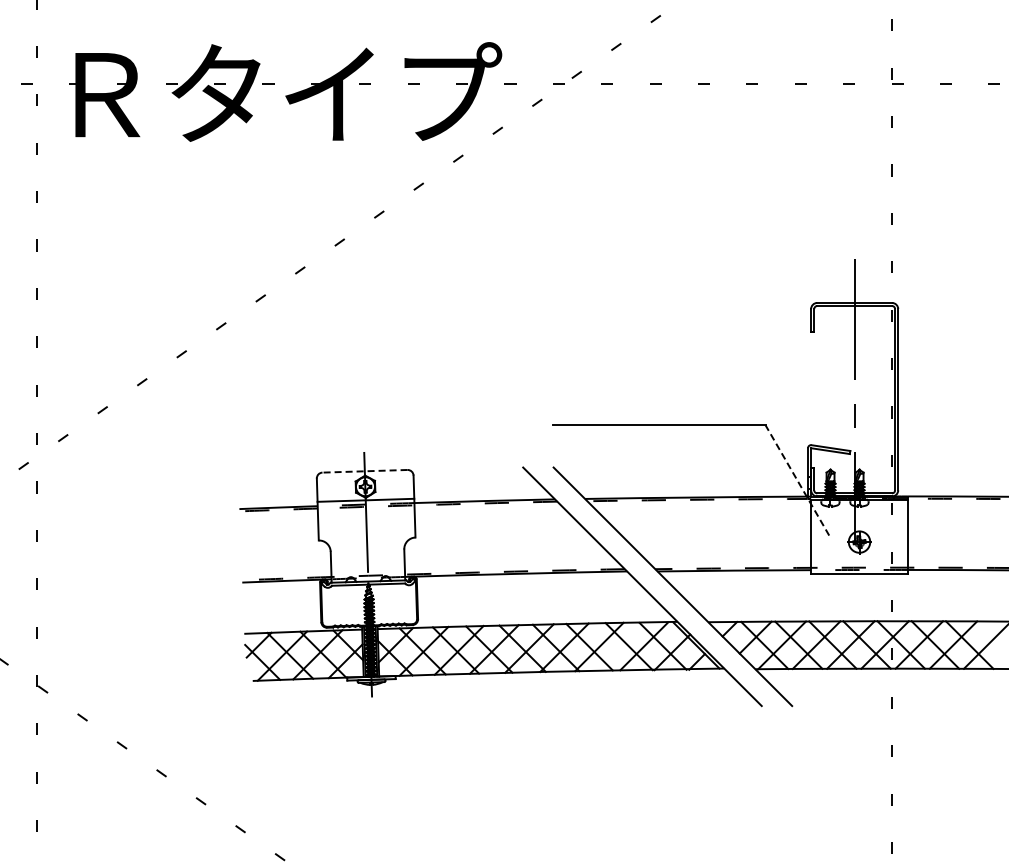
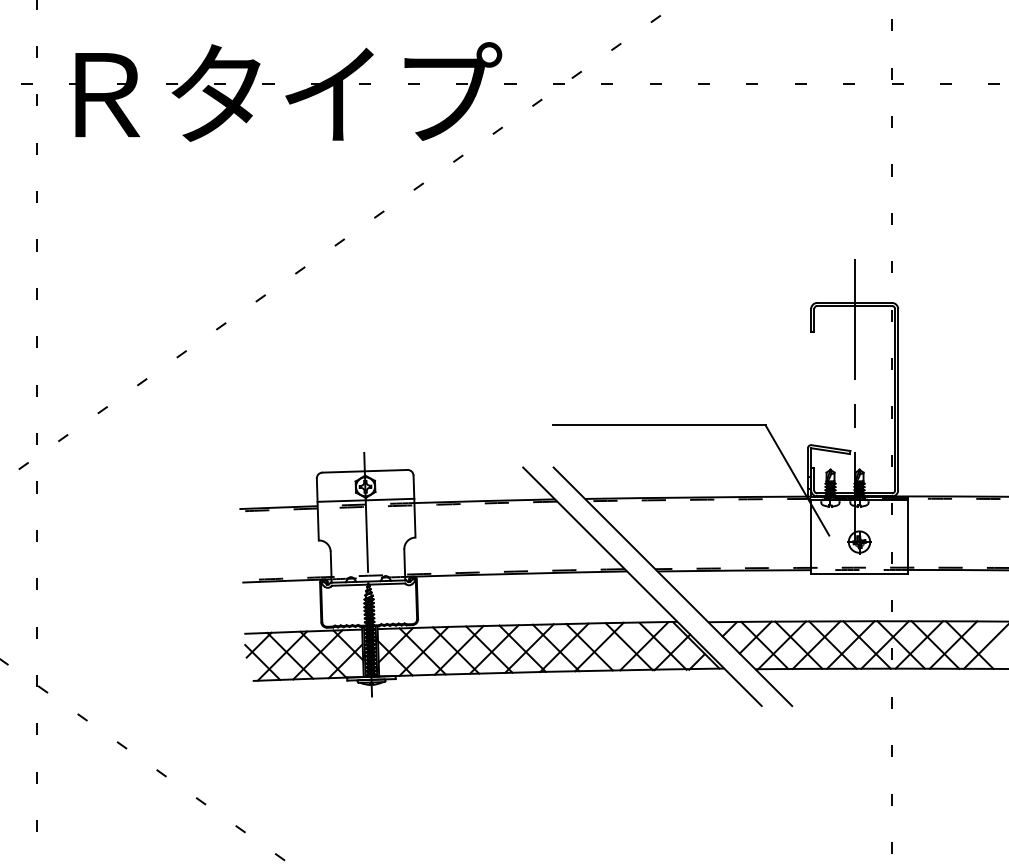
line: dashed -> solid (365, 471)
line: dashed -> solid (797, 480)
